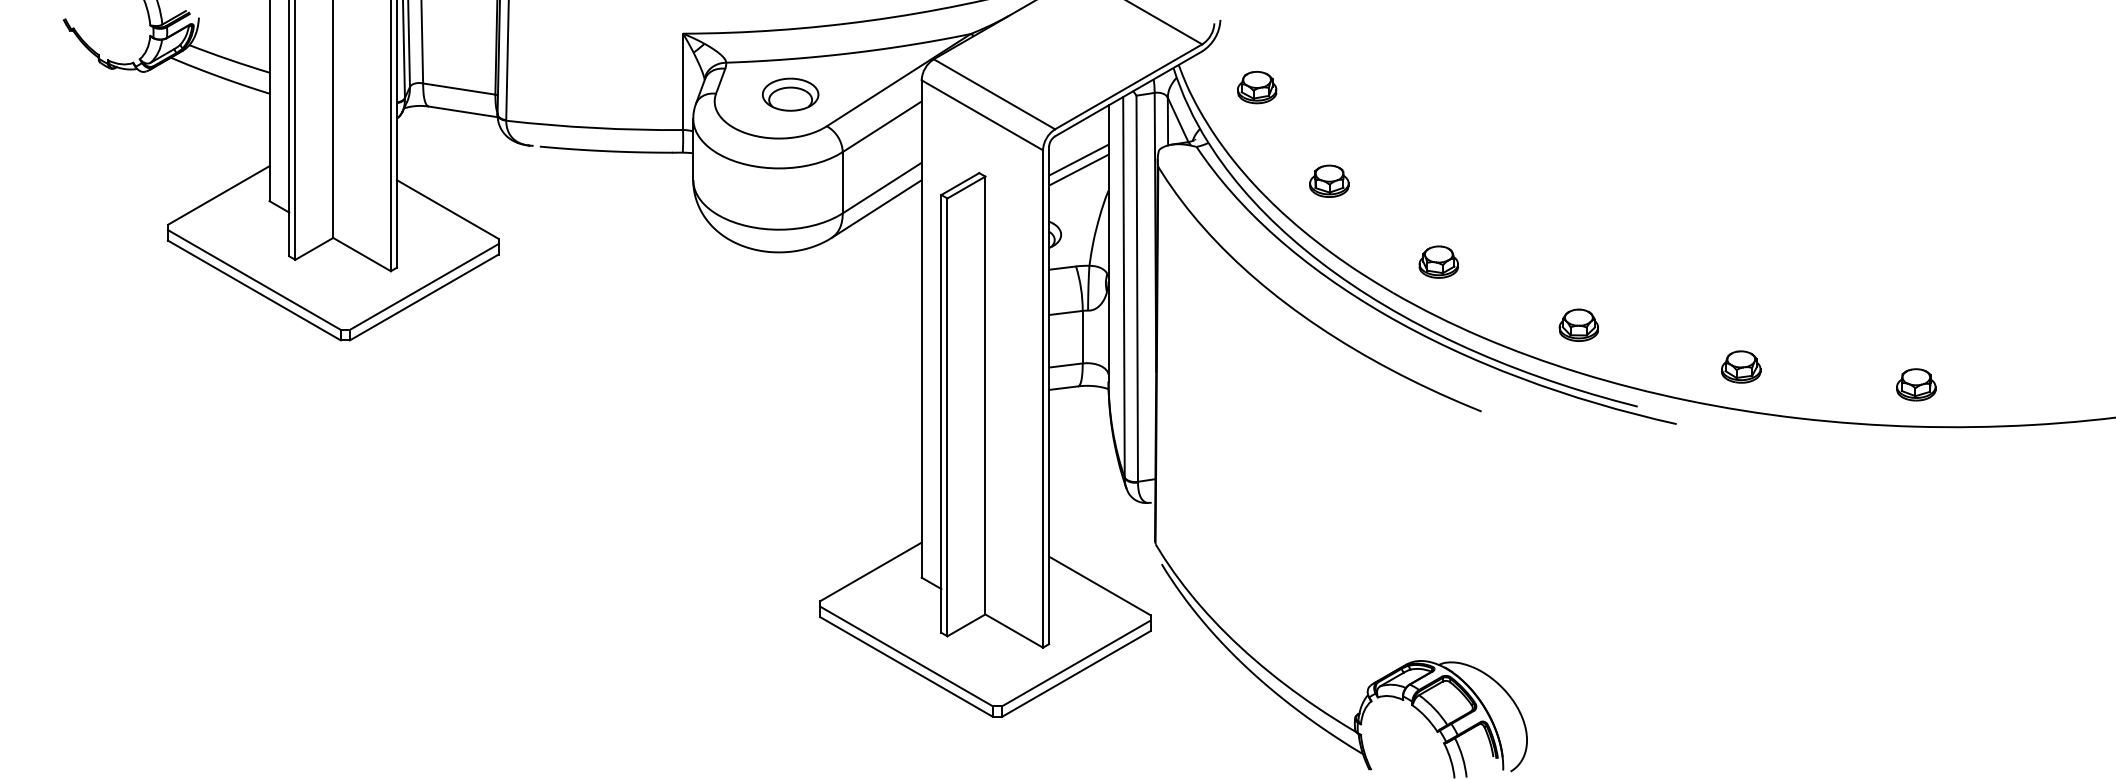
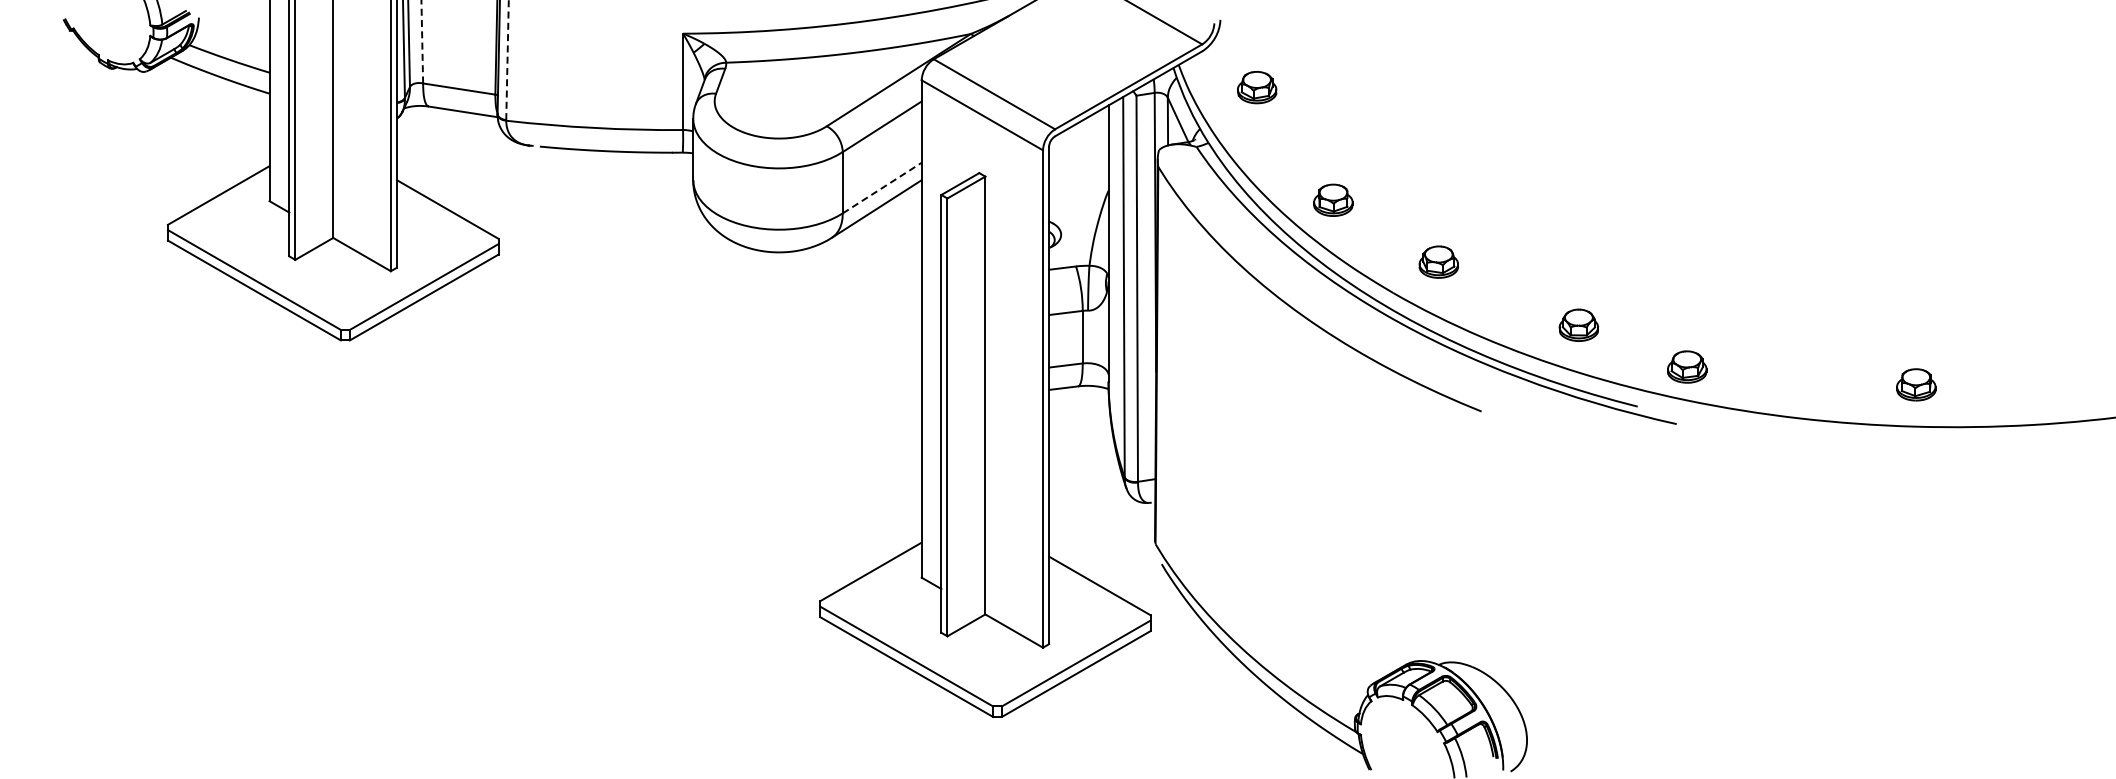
line: solid -> dashed (422, 41)
line: solid -> dashed (507, 60)
part: present -> none (790, 94)
line: present -> none (1078, 159)
line: present -> none (1078, 169)
part position: (1329, 180) -> (1333, 199) (1333, 199)
line: solid -> dashed (882, 188)
part position: (1741, 366) -> (1687, 366) (1687, 366)
